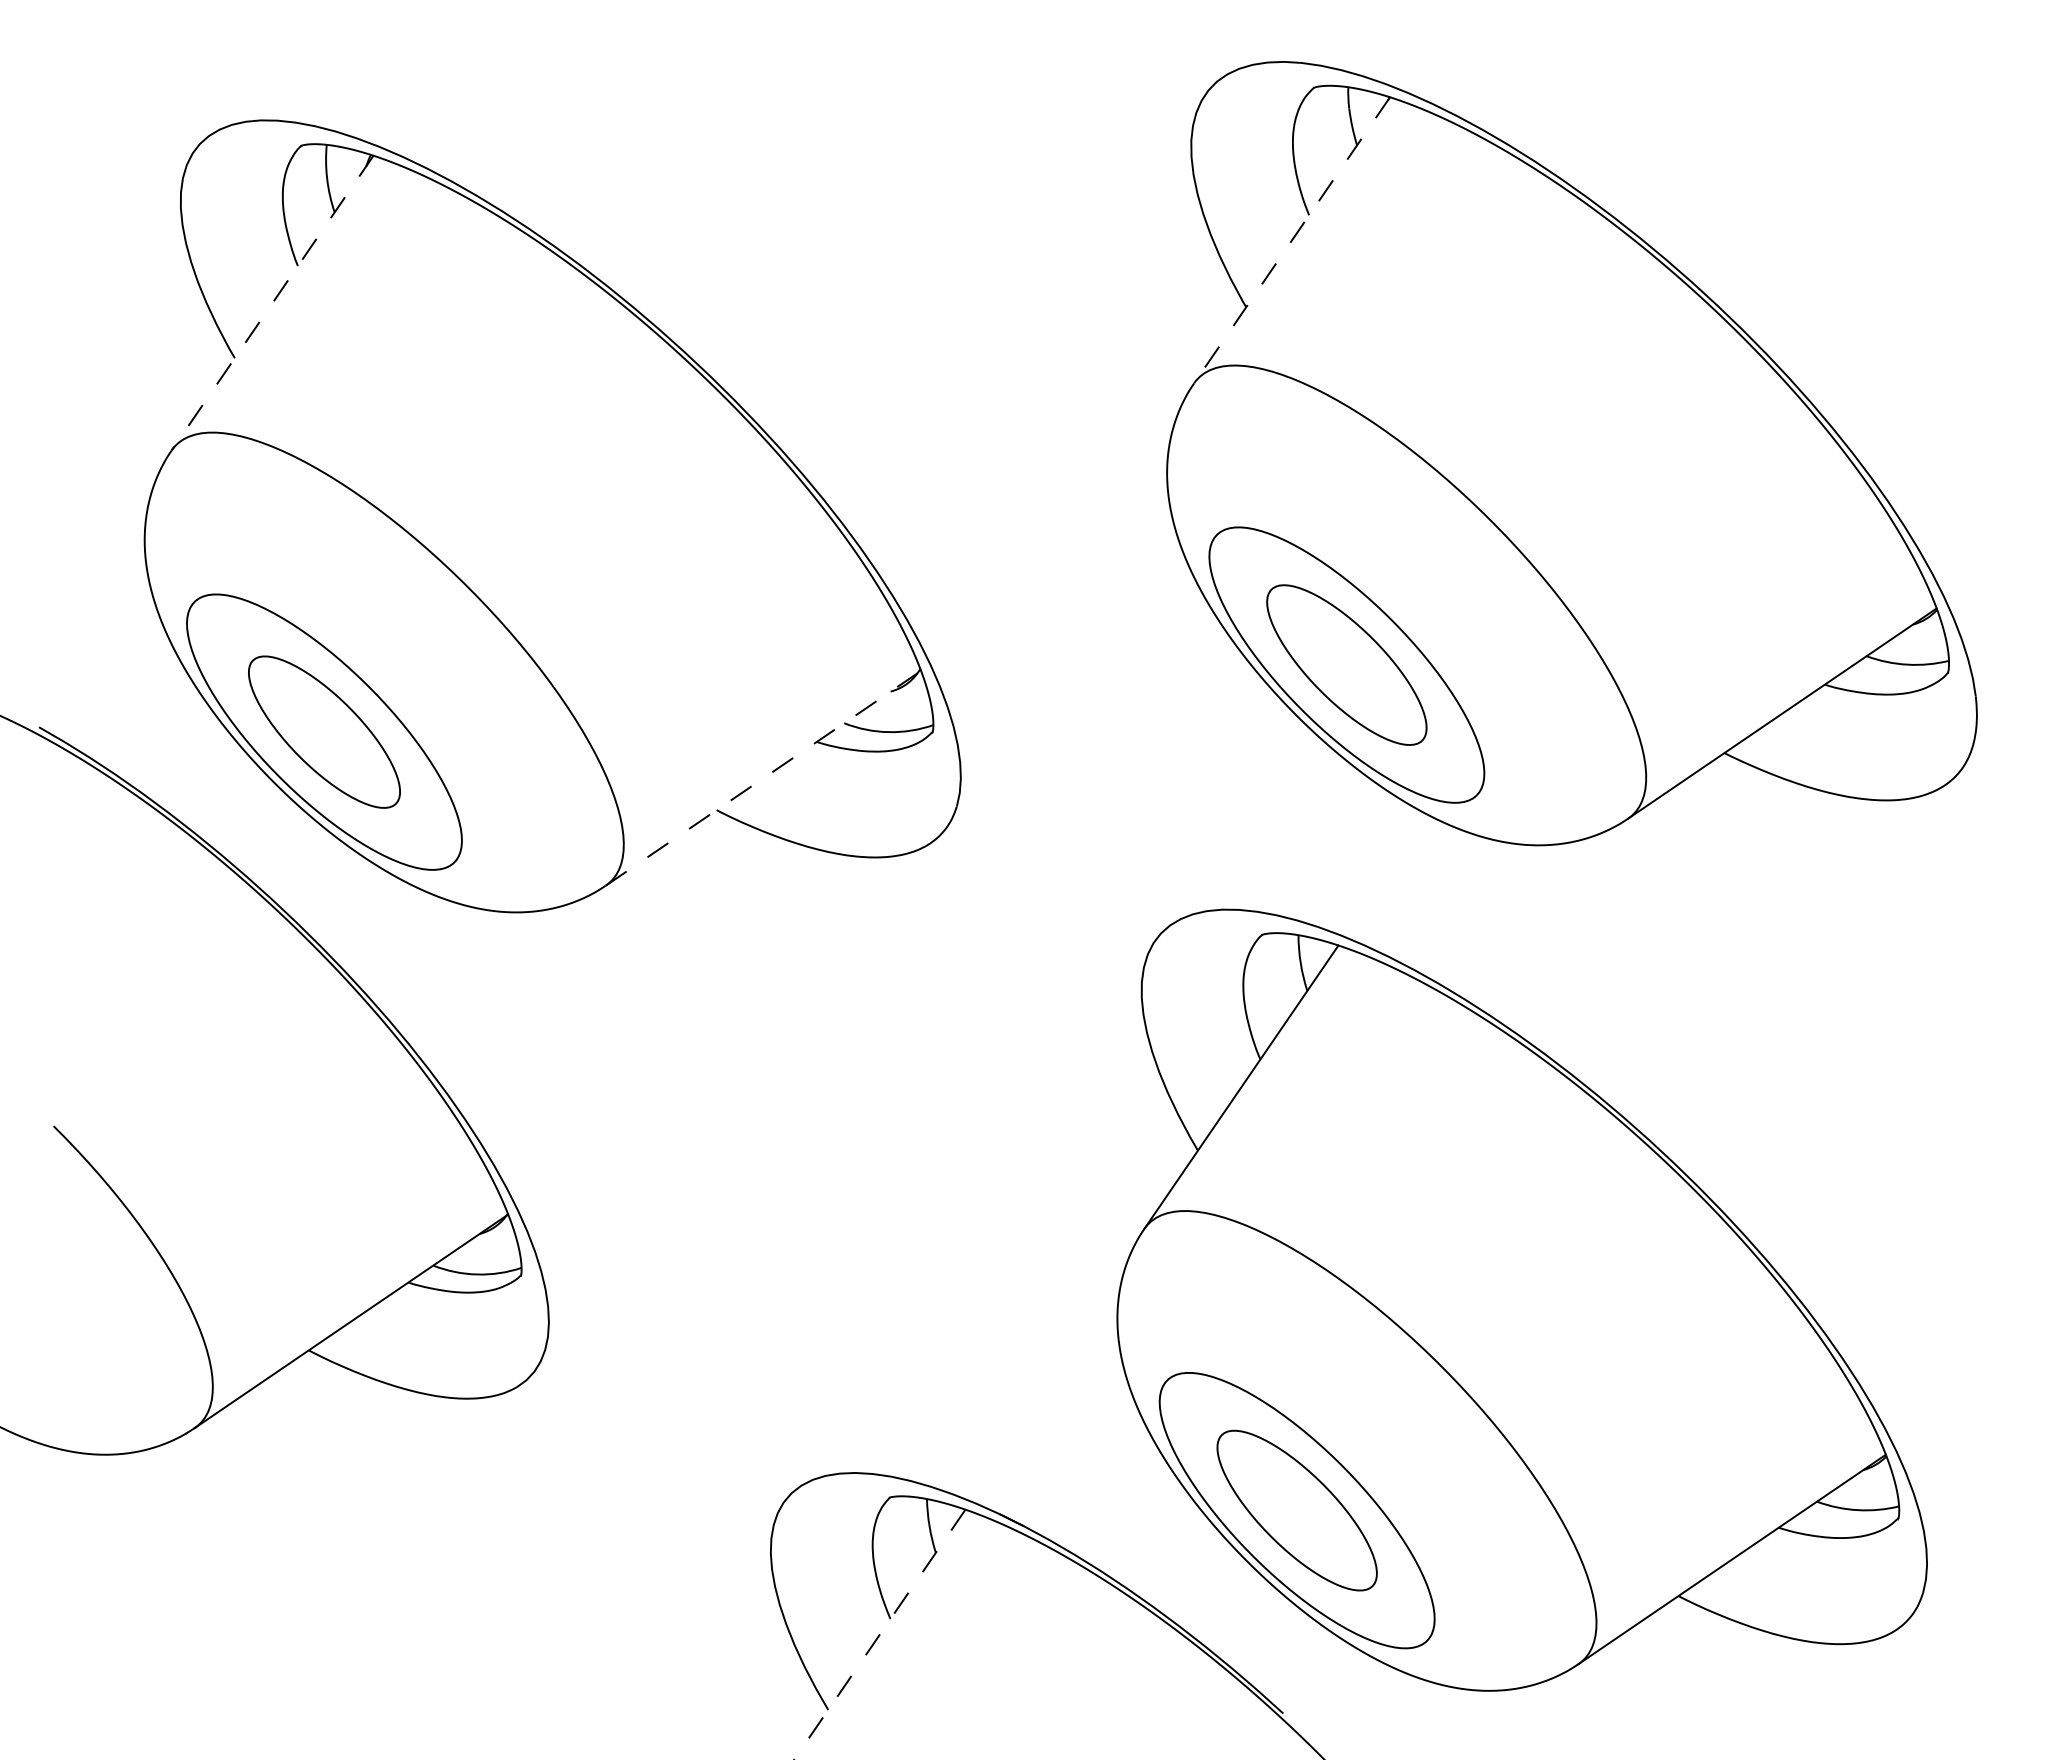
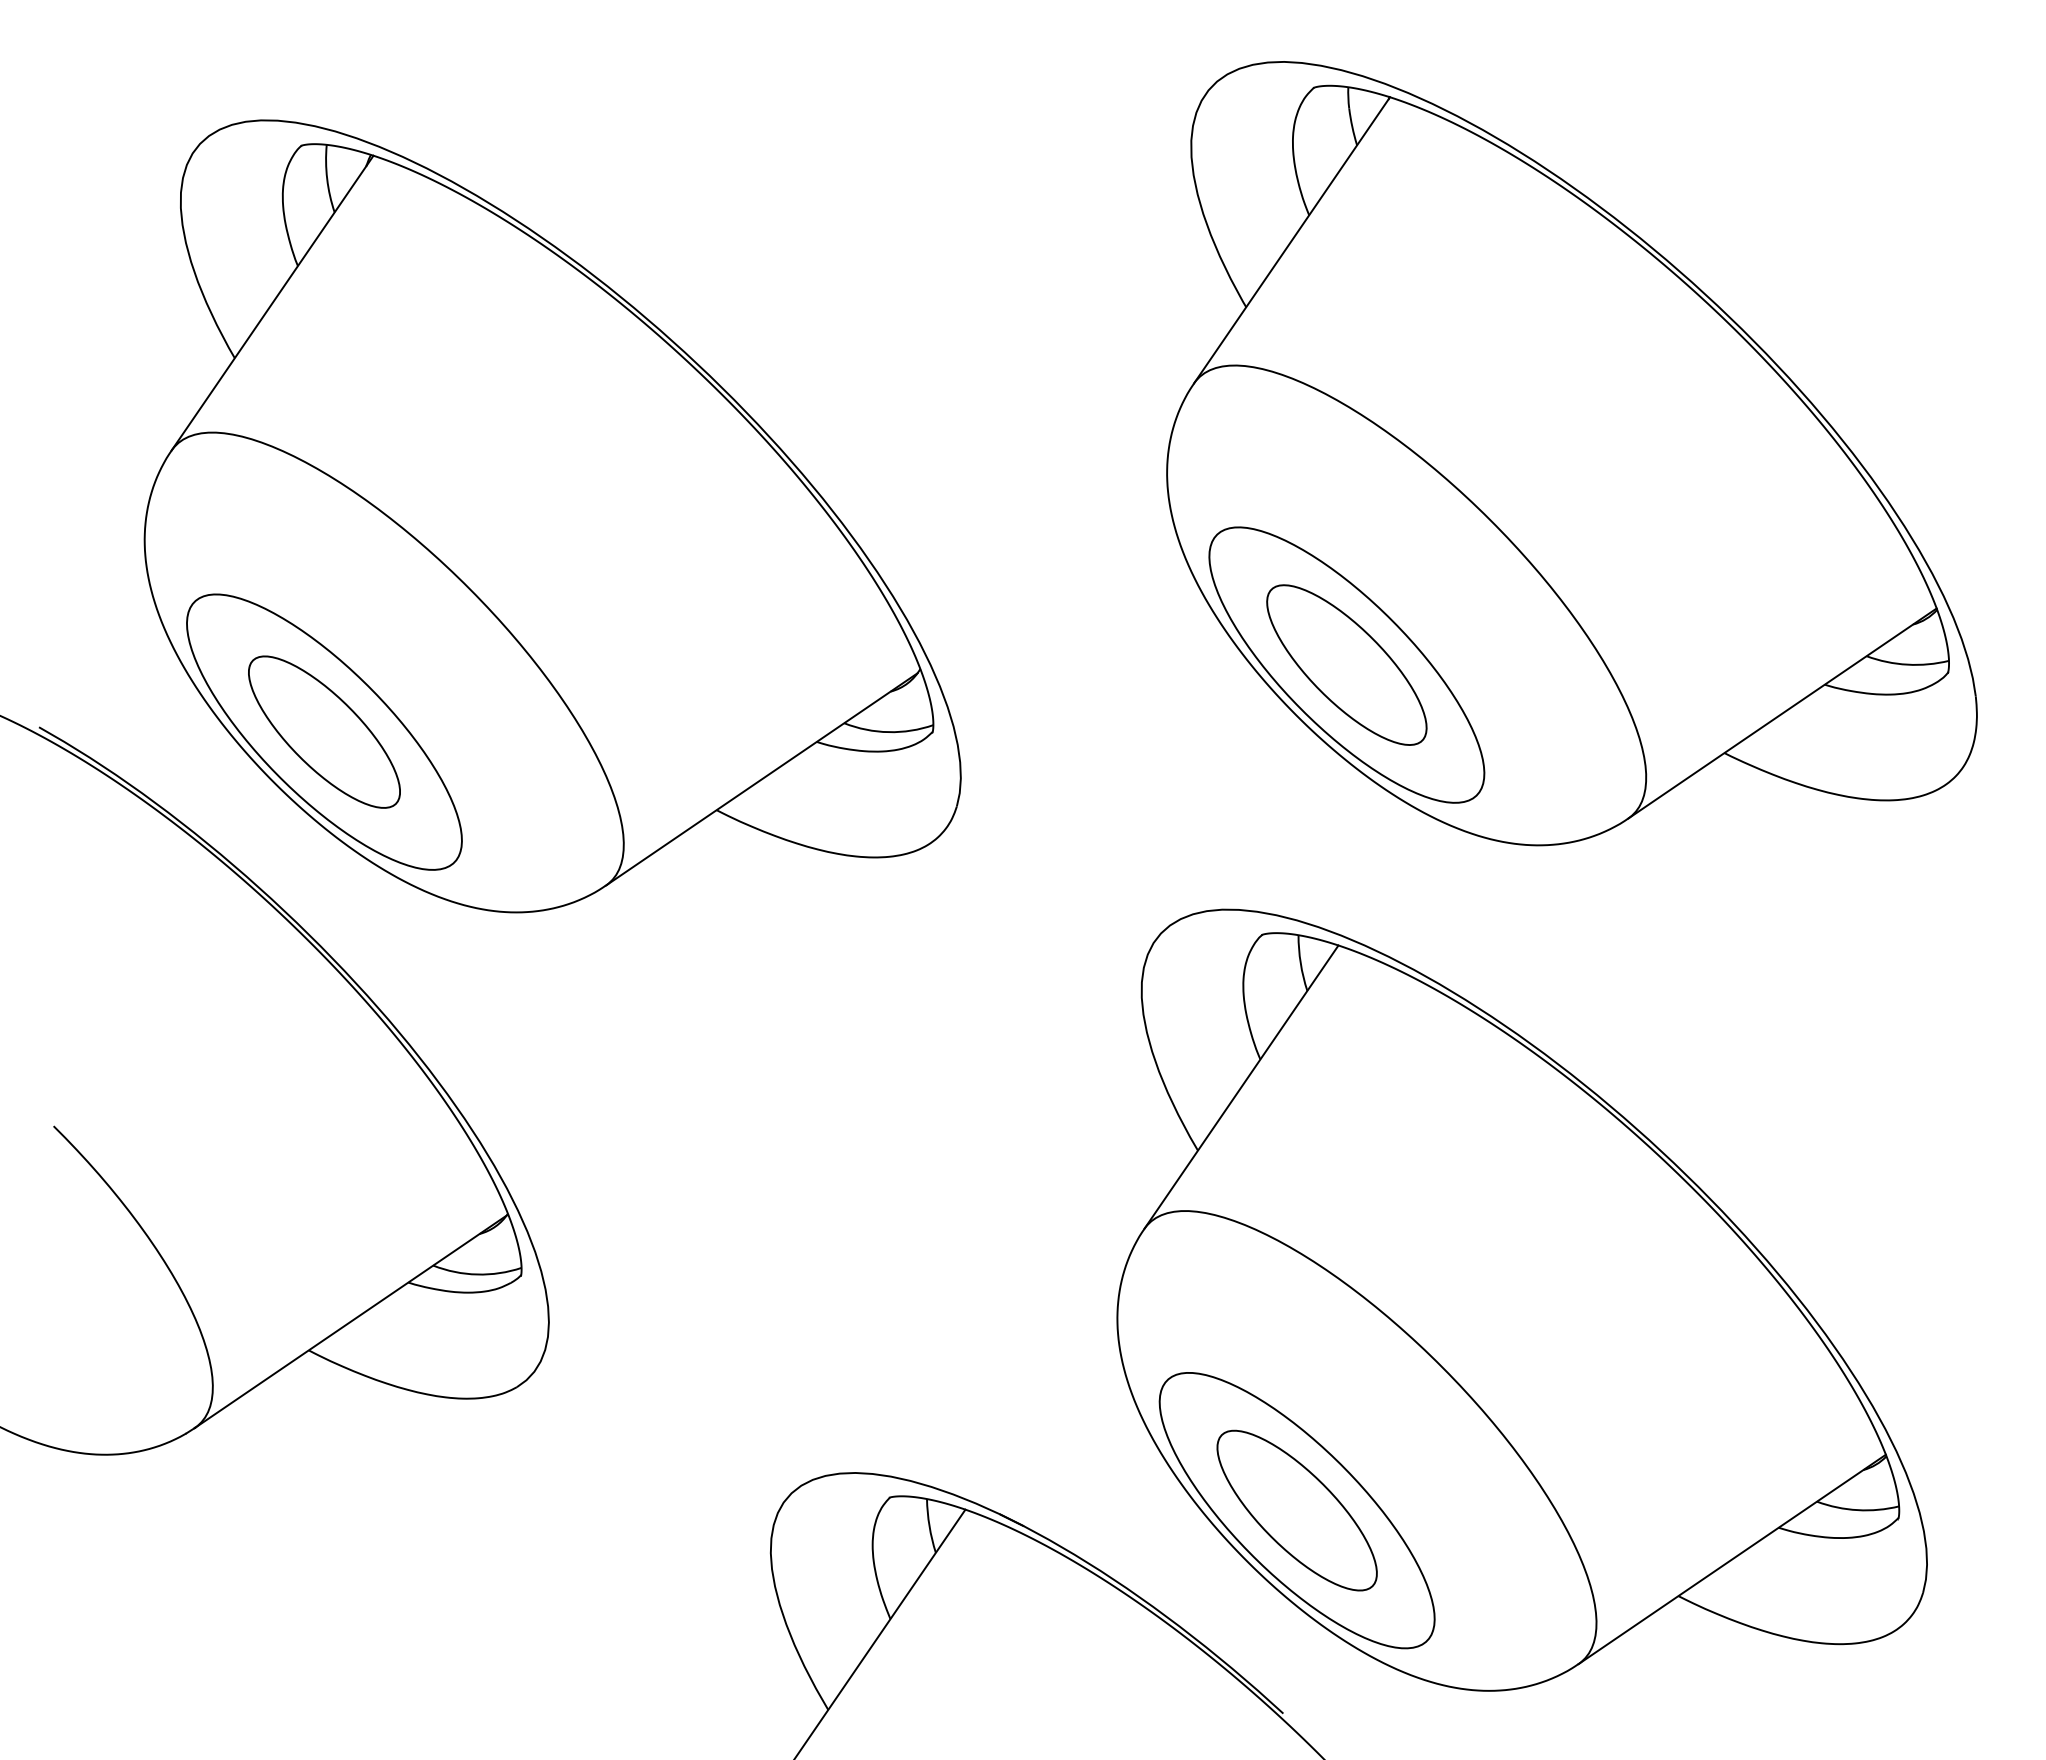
line: dashed -> solid (1291, 240)
line: dashed -> solid (272, 303)
line: dashed -> solid (761, 779)
line: dashed -> solid (879, 1635)
